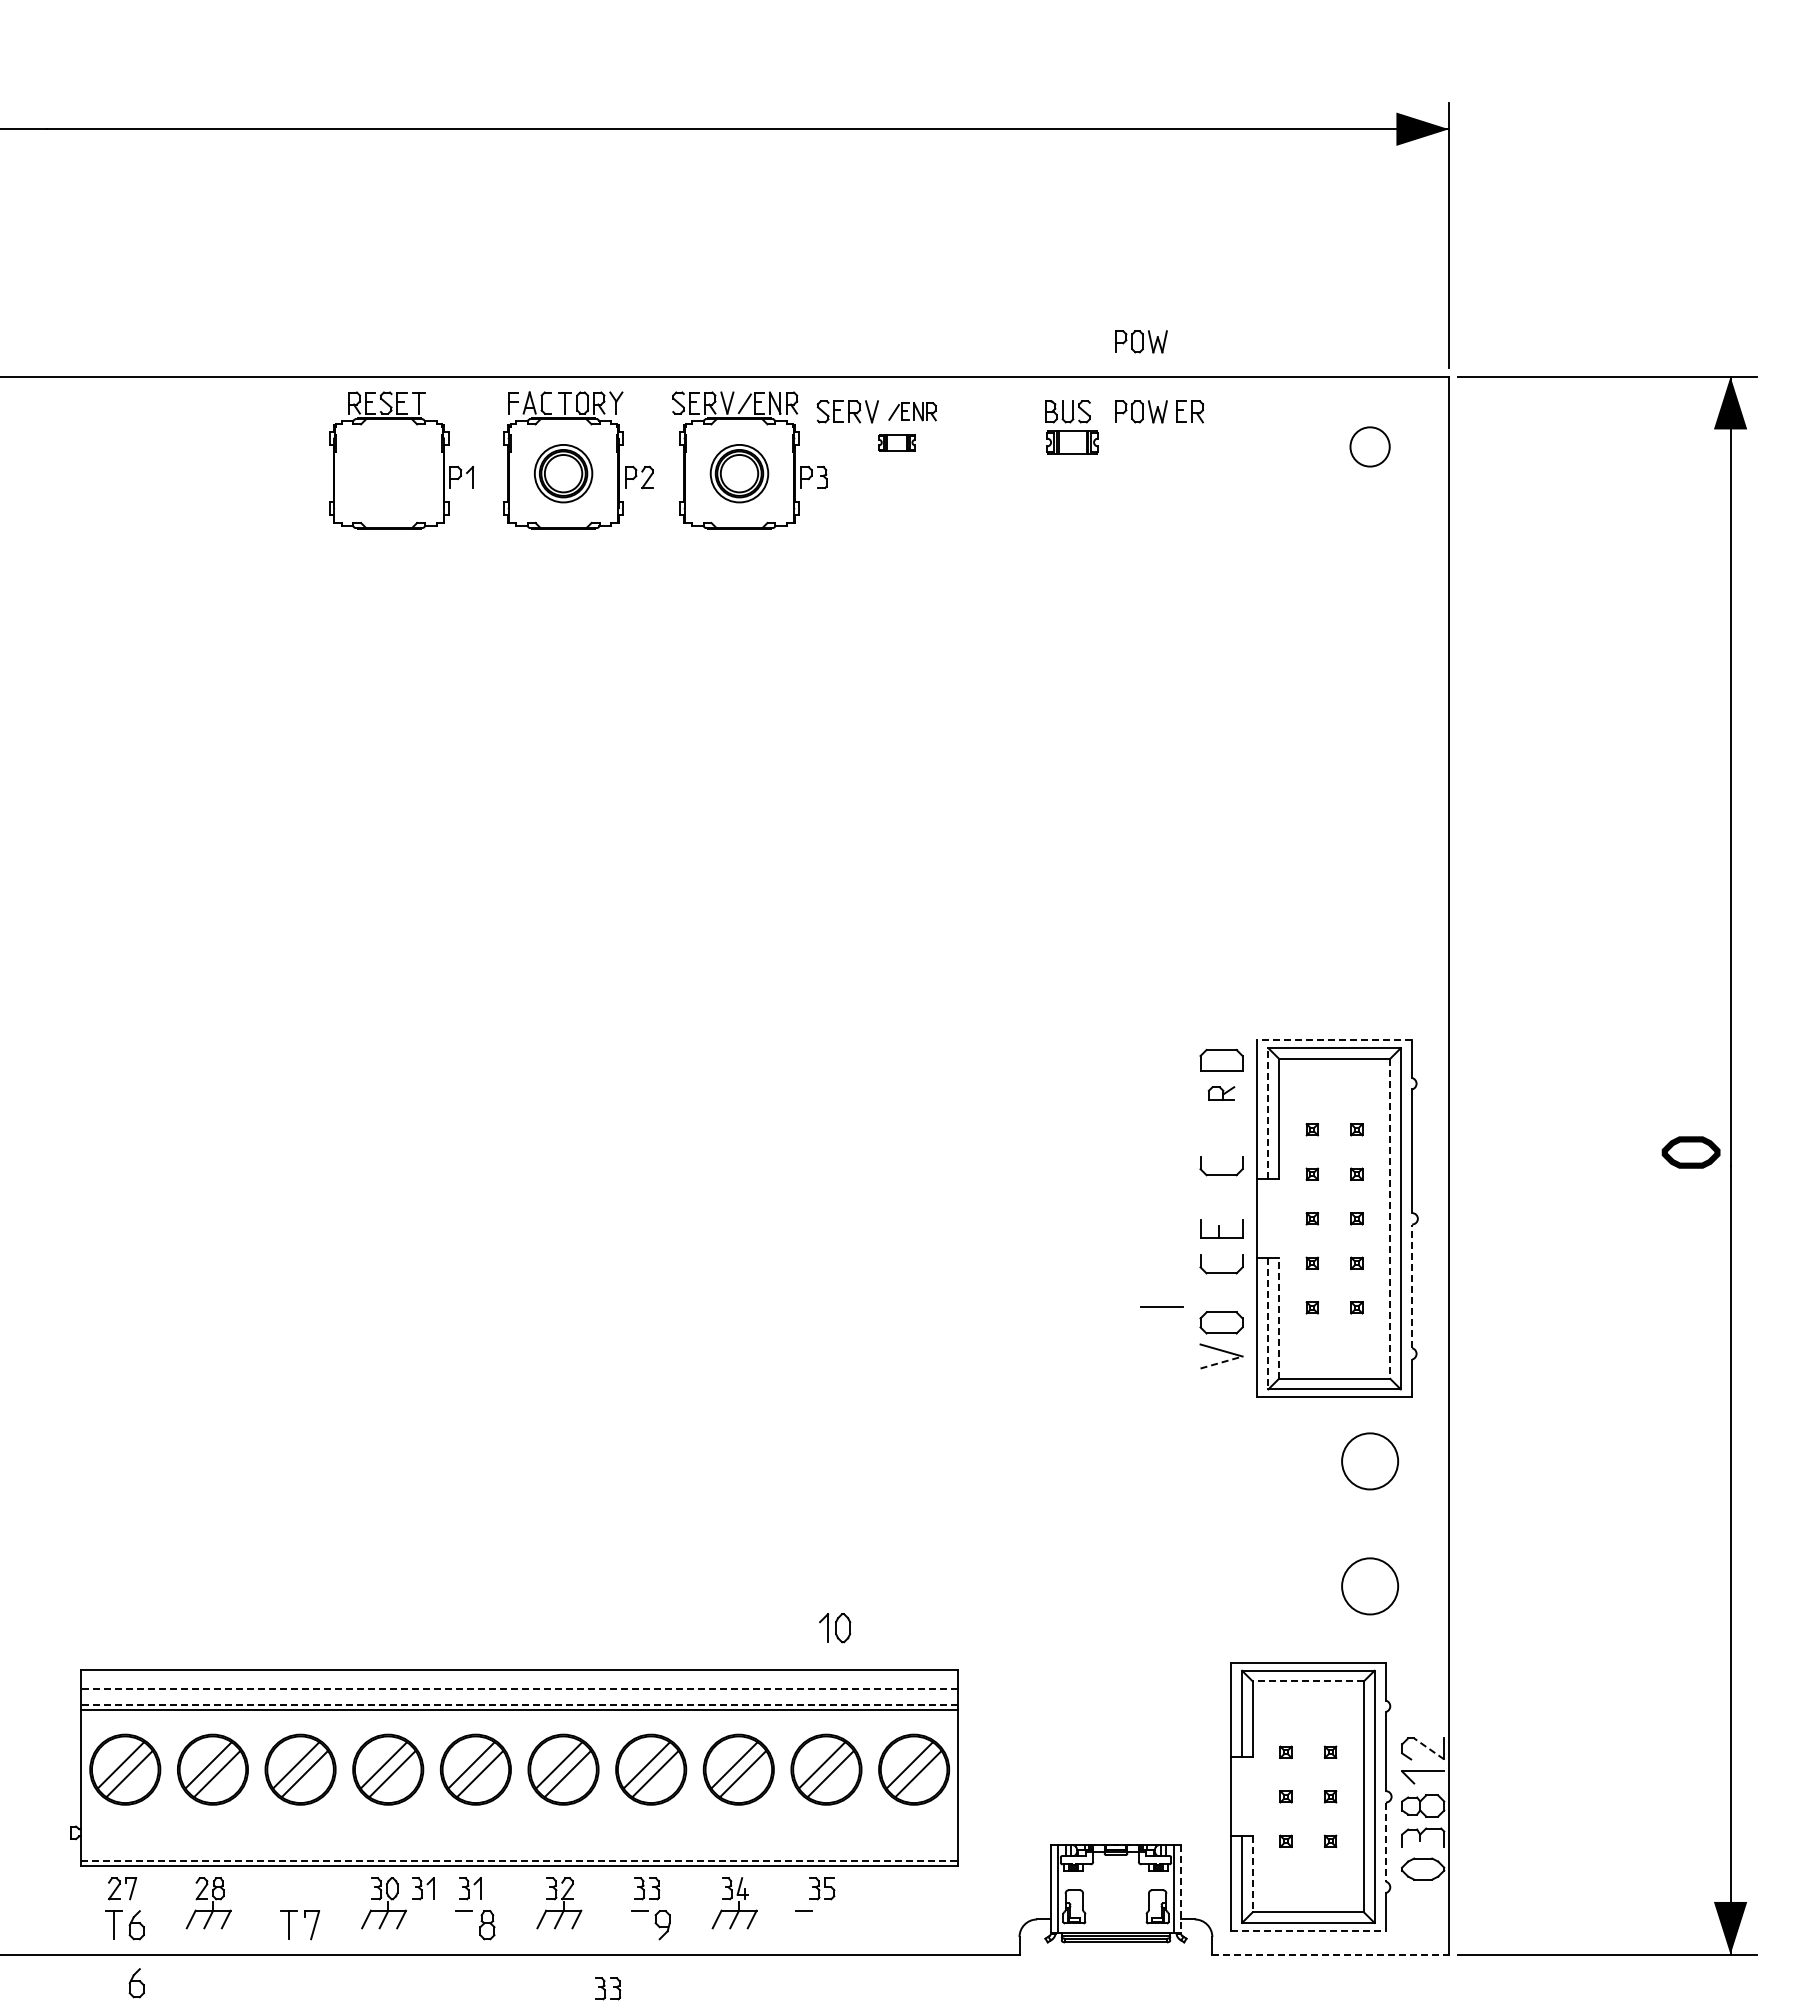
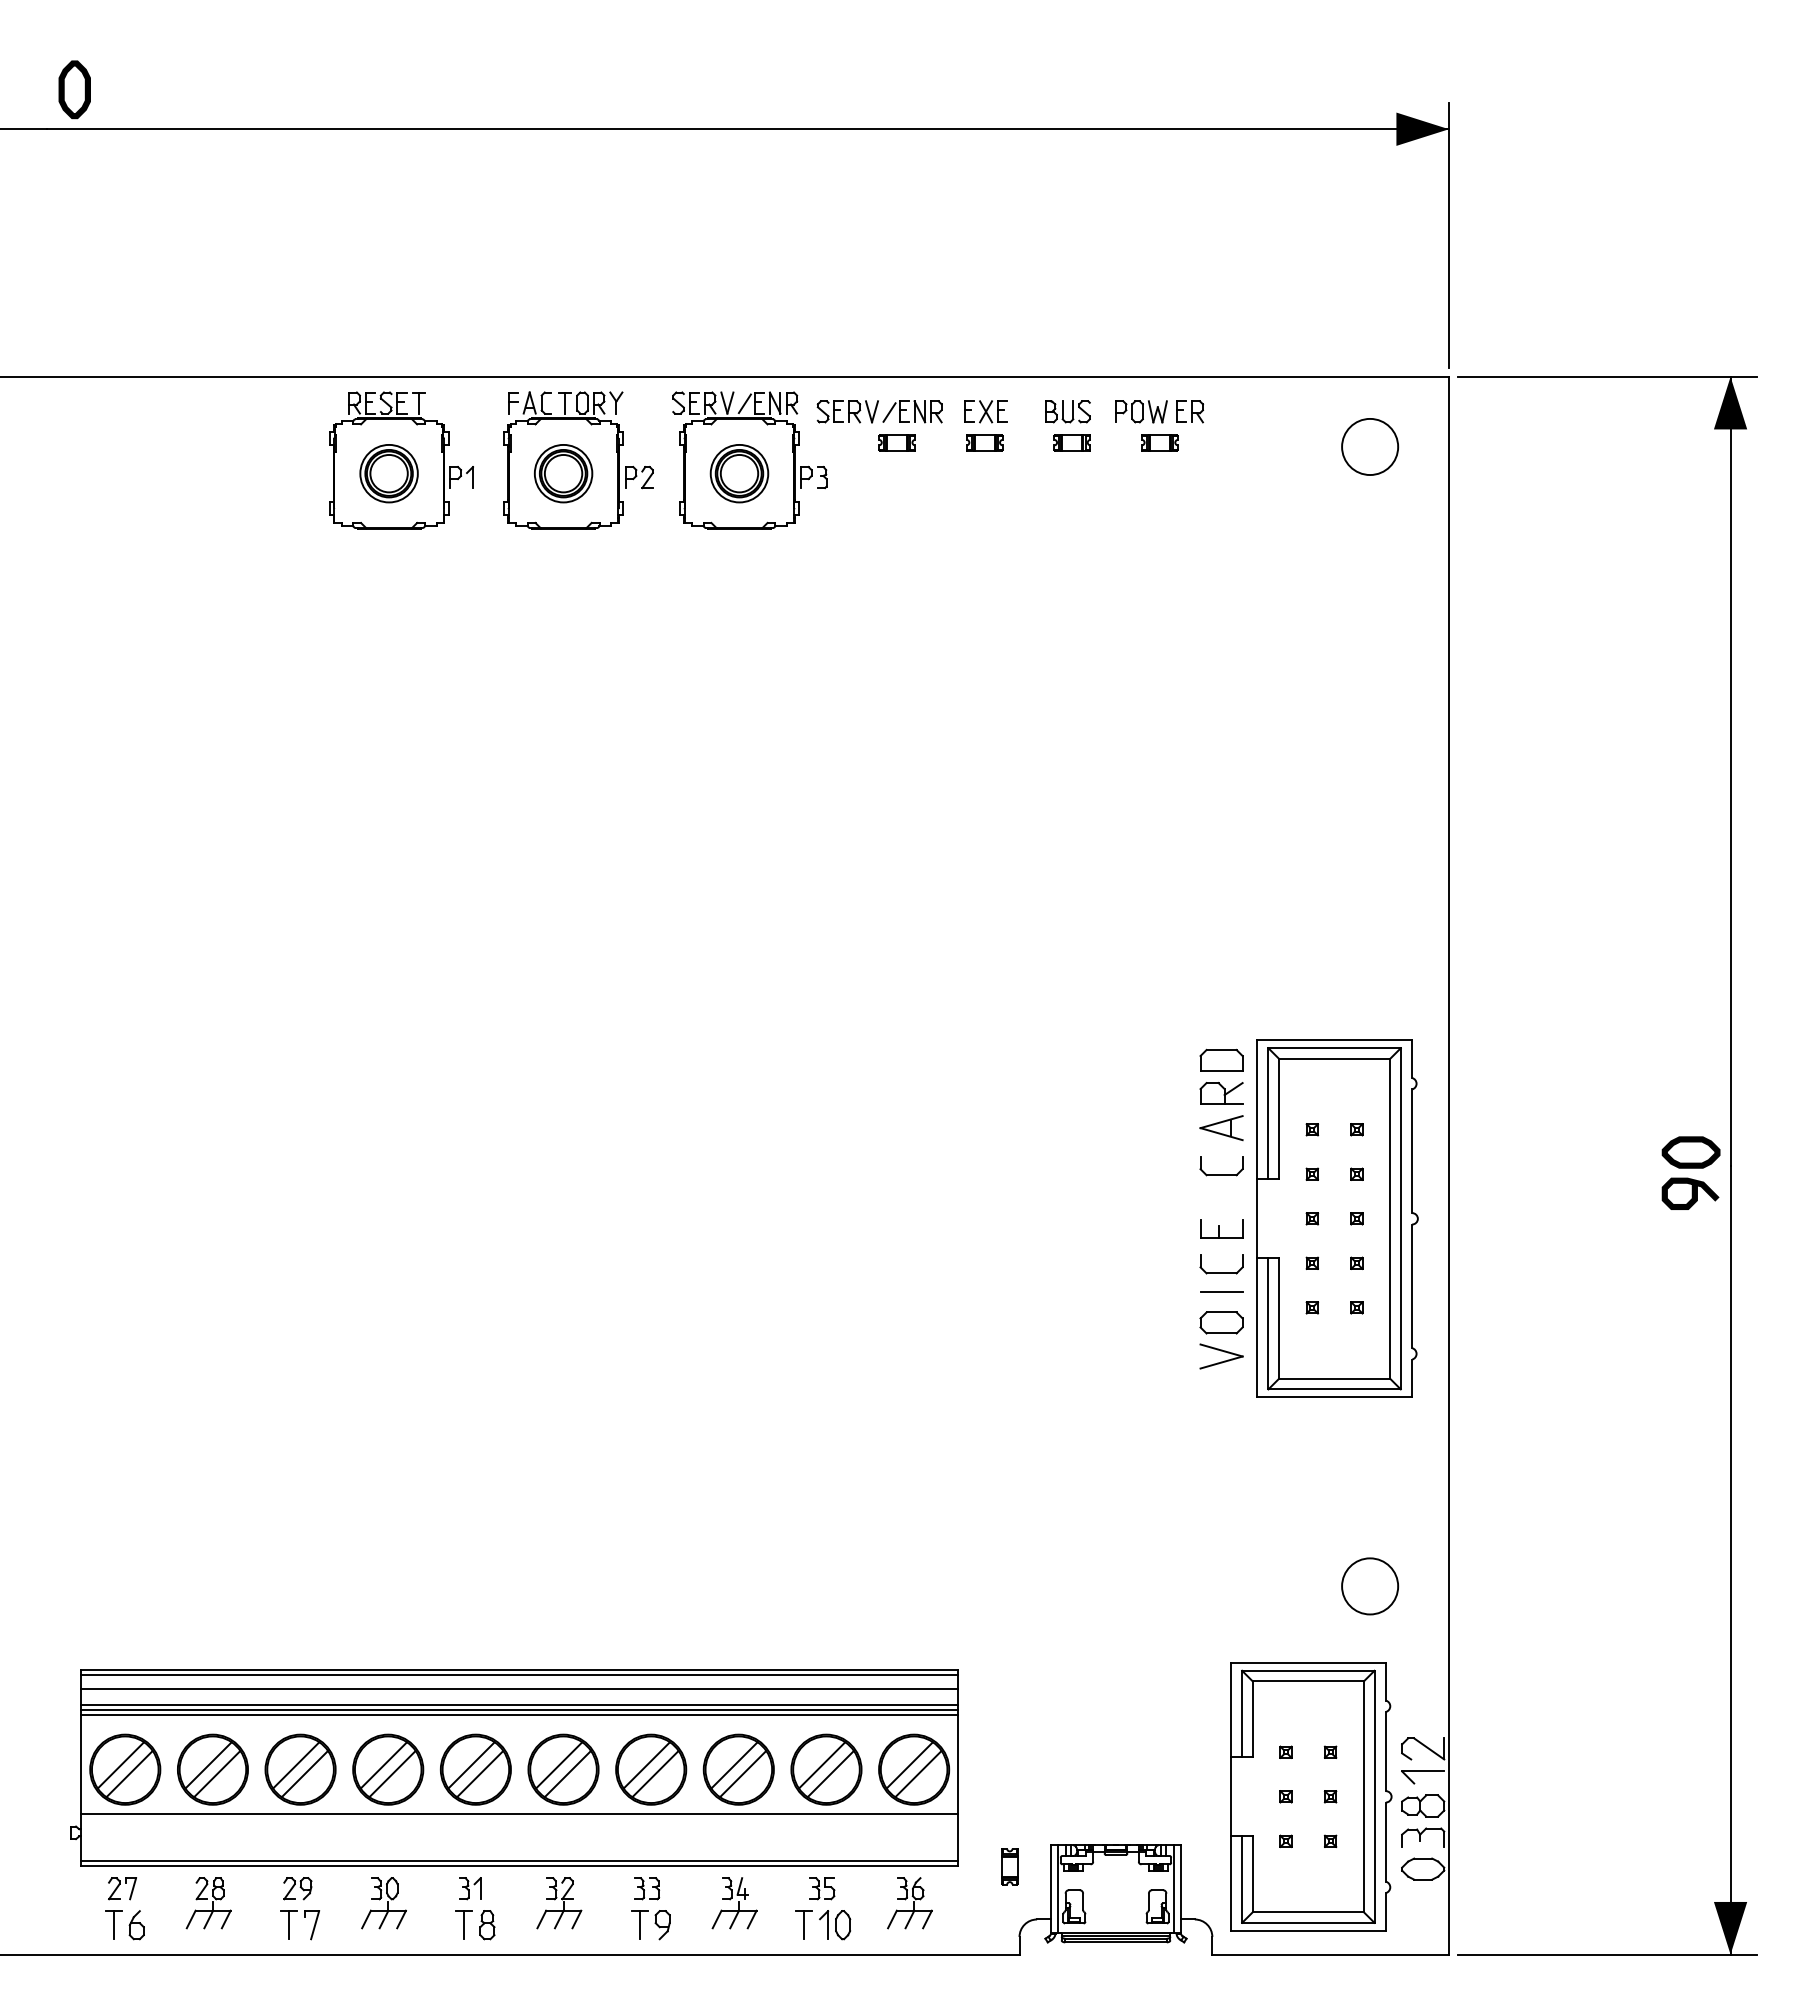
part: none -> present (74, 89)
part: present -> none (1141, 341)
part size: 49x20 px -> 61x24 px (912, 411)
part: none -> present (985, 411)
part: none -> present (984, 442)
part size: 53x25 px -> 38x18 px (1071, 442)
part: none -> present (1159, 442)
circle diameter: 39 px -> 56 px (1370, 446)
part: none -> present (388, 473)
line: dashed -> solid (1334, 1040)
part size: 29x15 px -> 45x23 px (1221, 1093)
line: dashed -> solid (1268, 1113)
part: none -> present (1221, 1127)
curve: none -> present (1691, 1193)
line: dashed -> solid (1390, 1219)
line: dashed -> solid (1412, 1286)
line position: (1161, 1306) -> (1221, 1291) (1221, 1291)
line: dashed -> solid (1278, 1318)
line: dashed -> solid (1268, 1323)
line: dashed -> solid (1221, 1362)
circle: present -> none (1370, 1461)
part position: (835, 1628) -> (835, 1925) (835, 1925)
line: none -> present (519, 1674)
line: dashed -> solid (1308, 1681)
line: dashed -> solid (519, 1688)
line: dashed -> solid (519, 1704)
line: none -> present (519, 1714)
line: dashed -> solid (1428, 1748)
line: none -> present (519, 1813)
line: dashed -> solid (1385, 1842)
line: dashed -> solid (520, 1860)
part: none -> present (1009, 1866)
line: dashed -> solid (1252, 1874)
part: none -> present (297, 1888)
part: present -> none (423, 1888)
line: dashed -> solid (1180, 1889)
part: none -> present (909, 1903)
line: none -> present (464, 1925)
line: none -> present (639, 1925)
line: none -> present (804, 1925)
line: dashed -> solid (1308, 1930)
line: dashed -> solid (1331, 1954)
part: present -> none (136, 1983)
part: present -> none (608, 1988)
